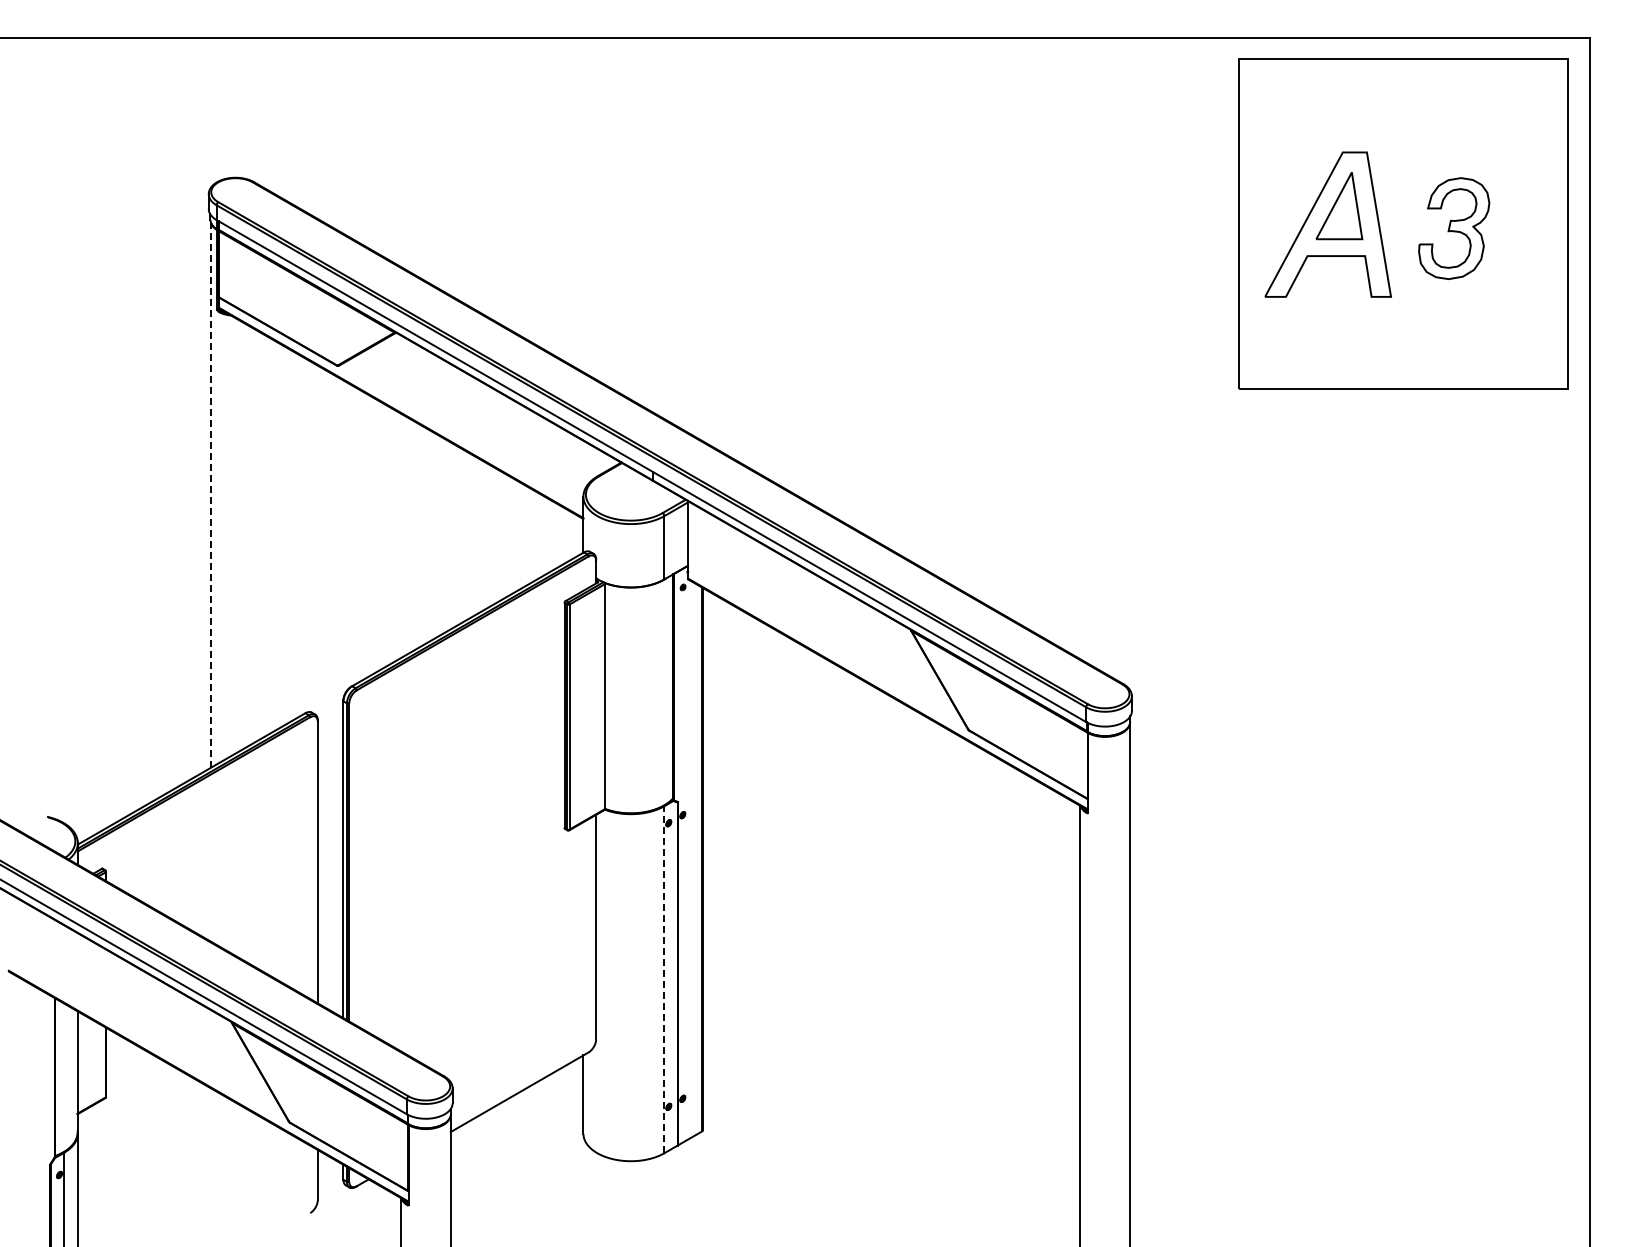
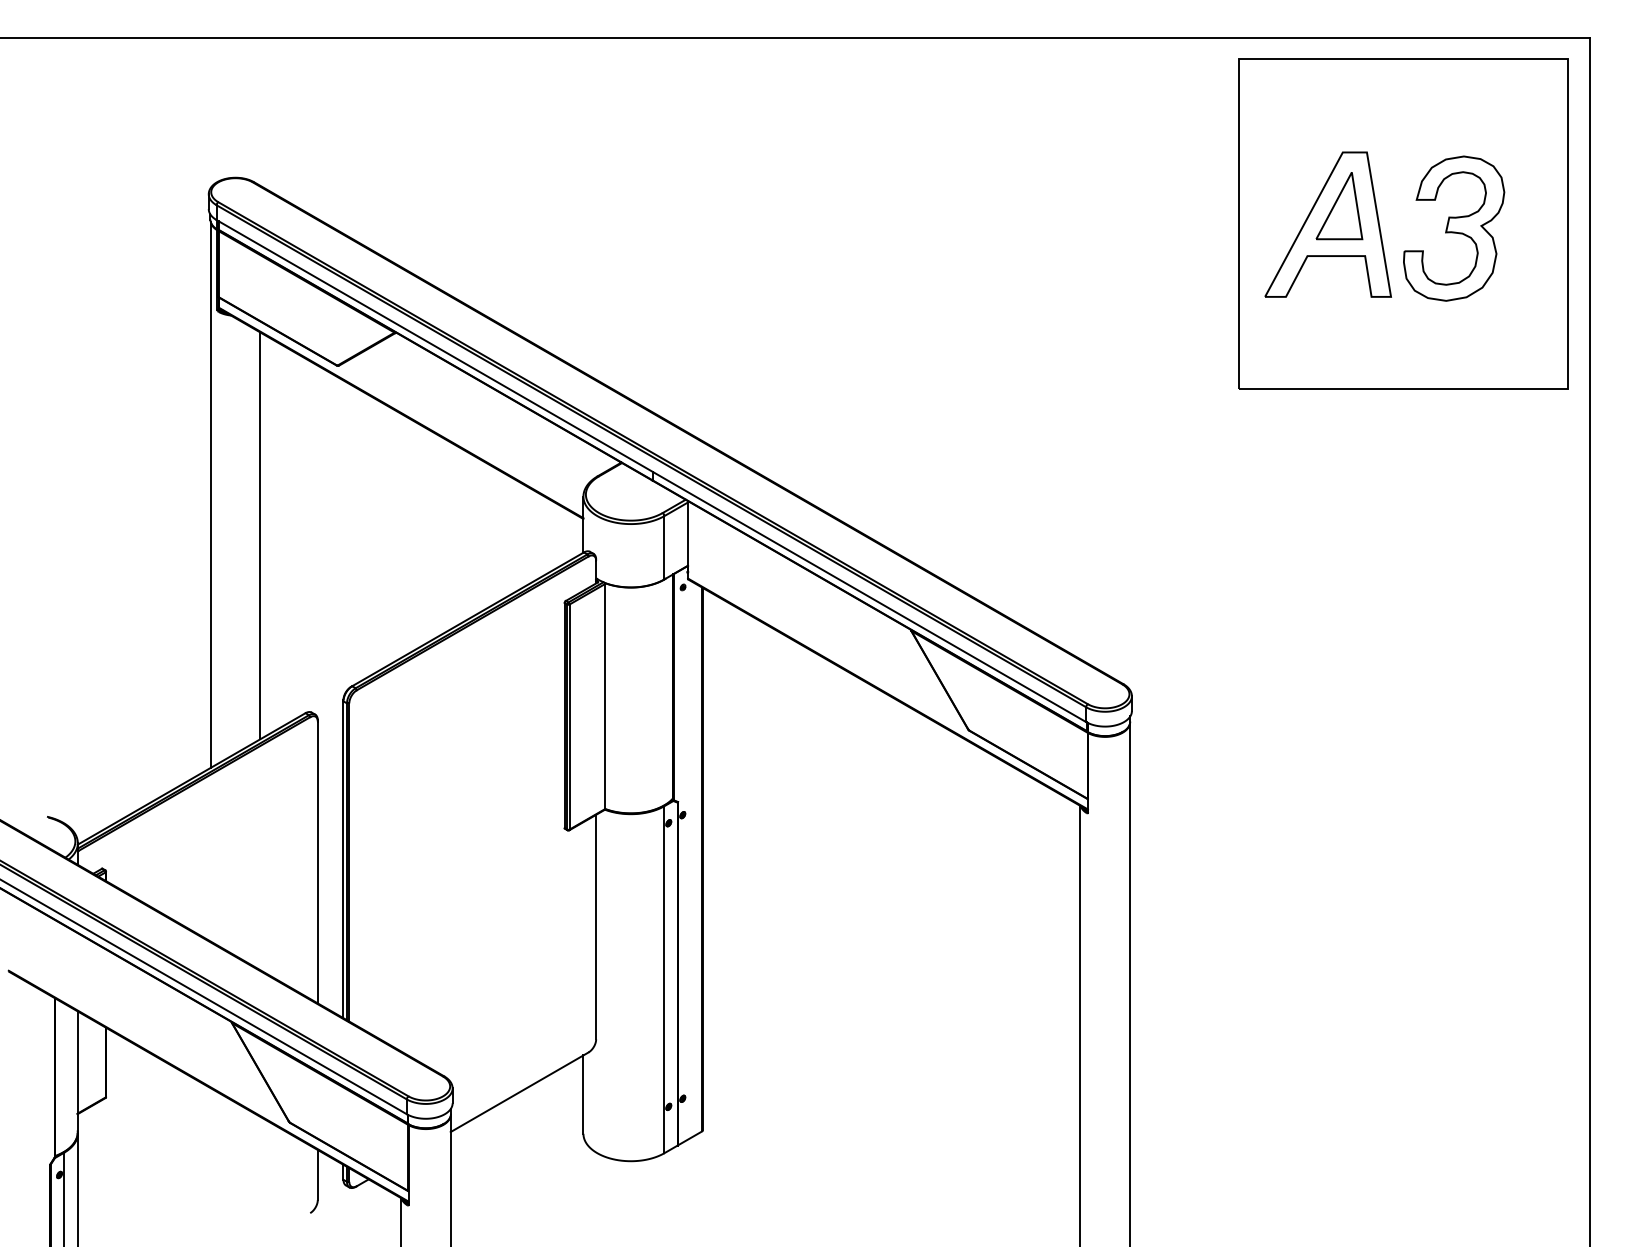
part size: 73x103 px -> 103x147 px (1454, 228)
line: dashed -> solid (210, 494)
line: none -> present (260, 535)
line: dashed -> solid (664, 979)
